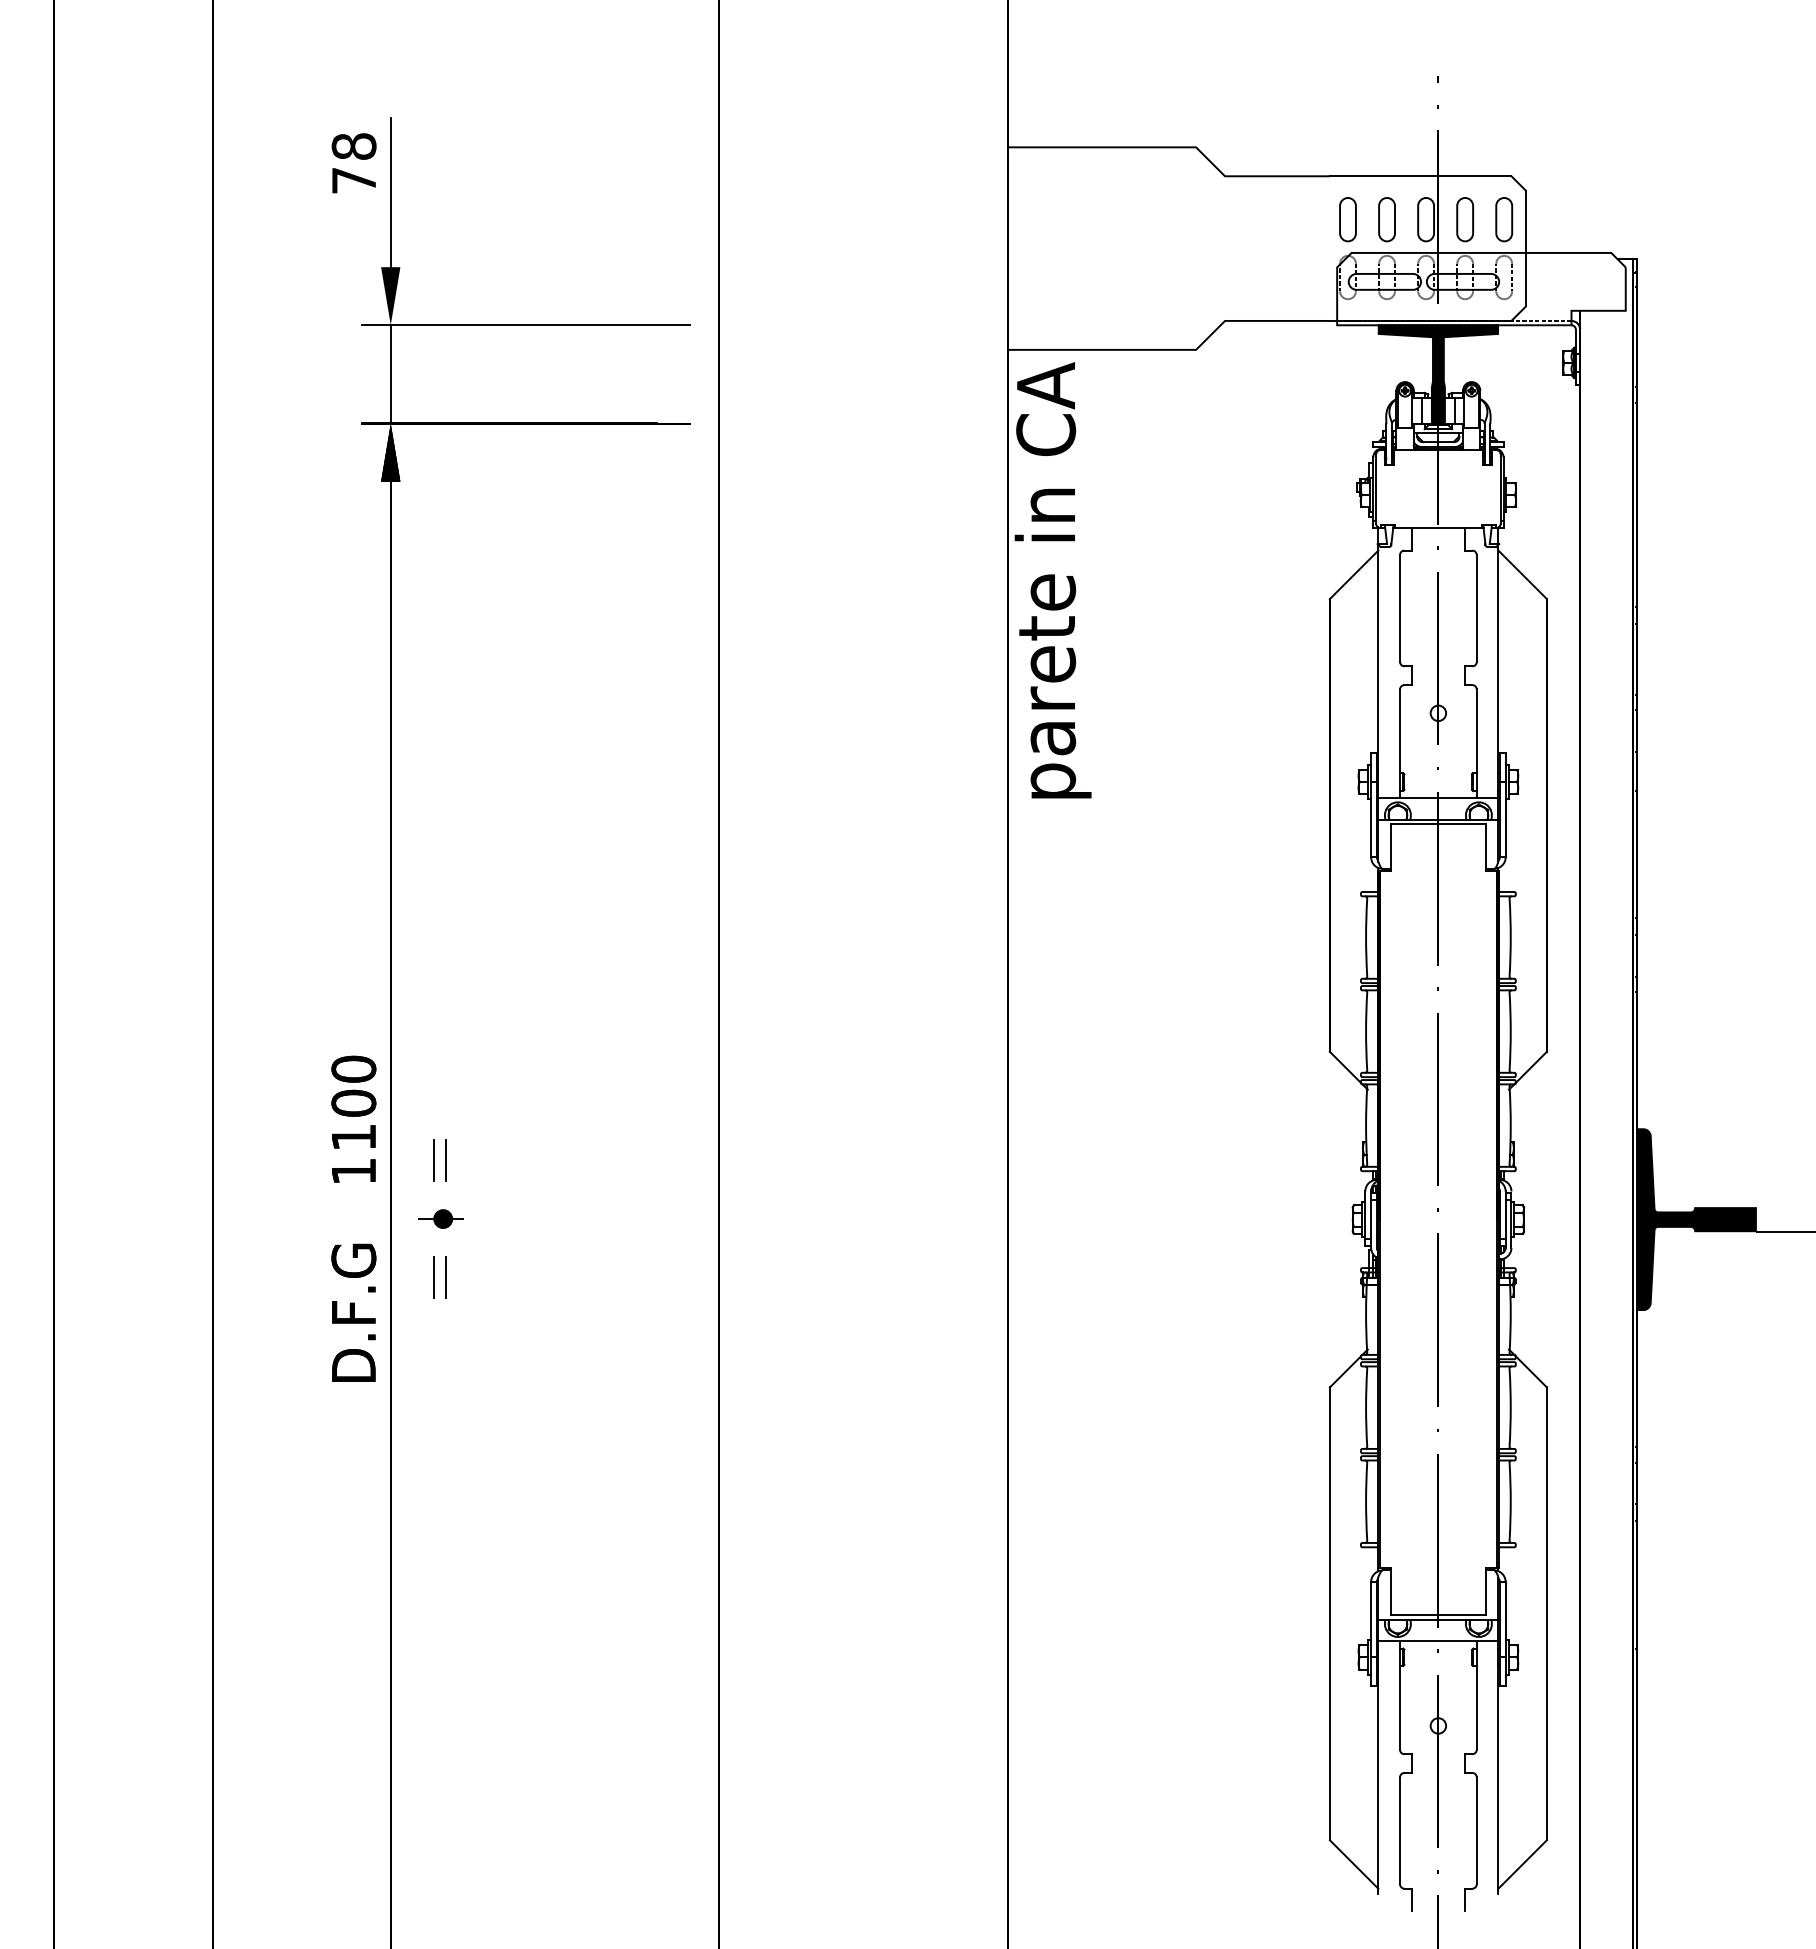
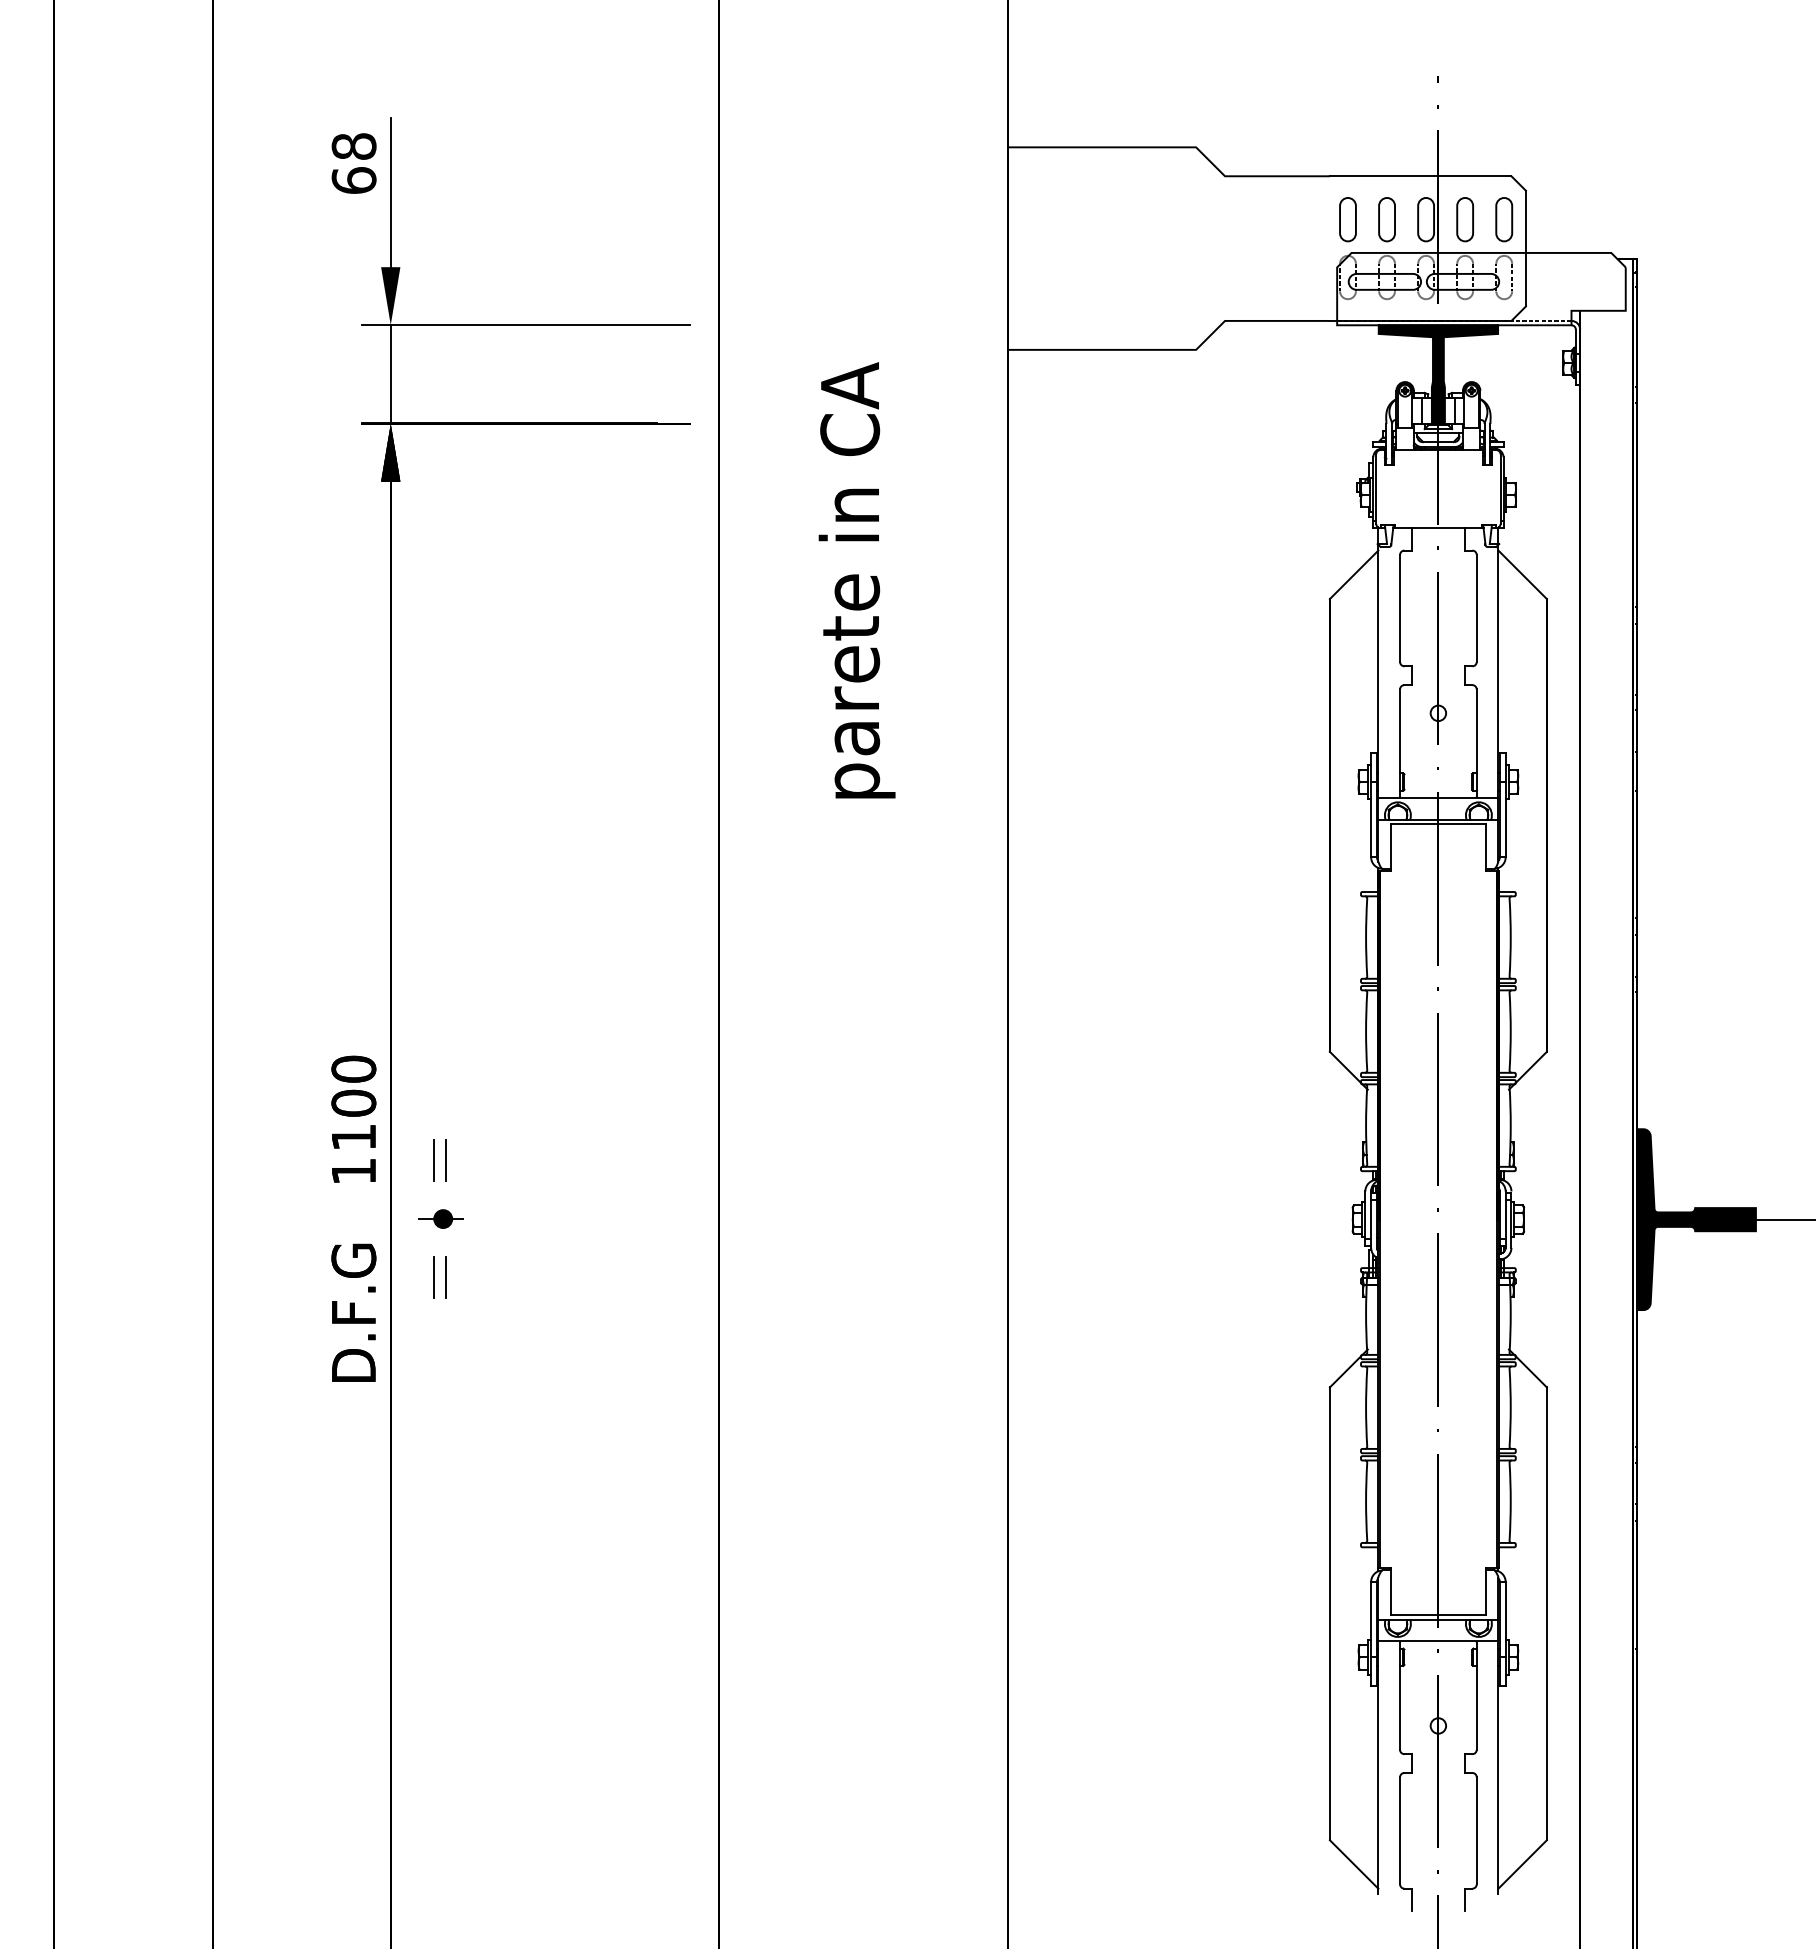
text: 78 -> 68 (353, 180)
text position: (1052, 580) -> (856, 580) (856, 580)
line position: (1783, 1231) -> (1783, 1219) (1783, 1219)
